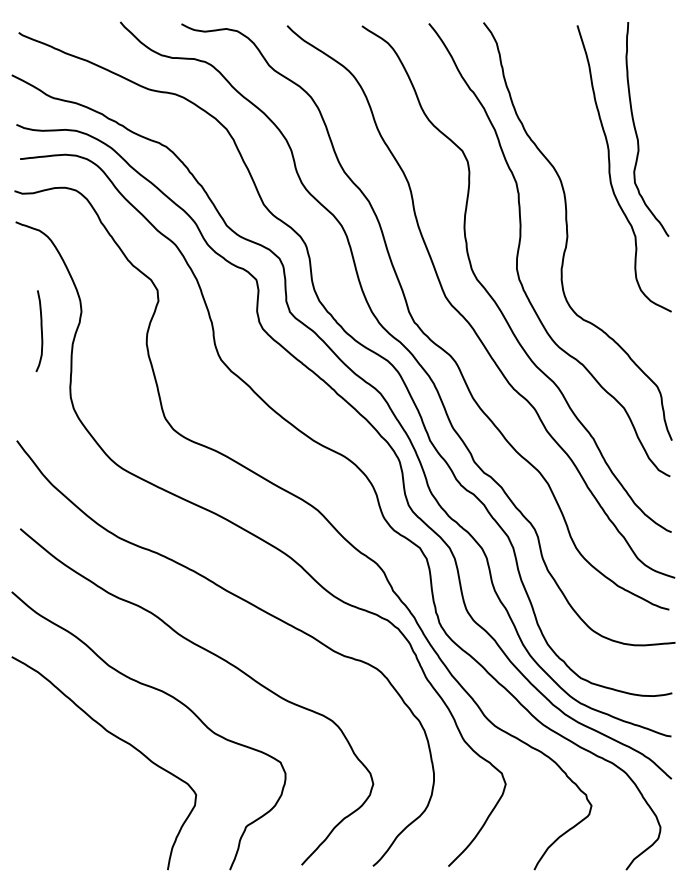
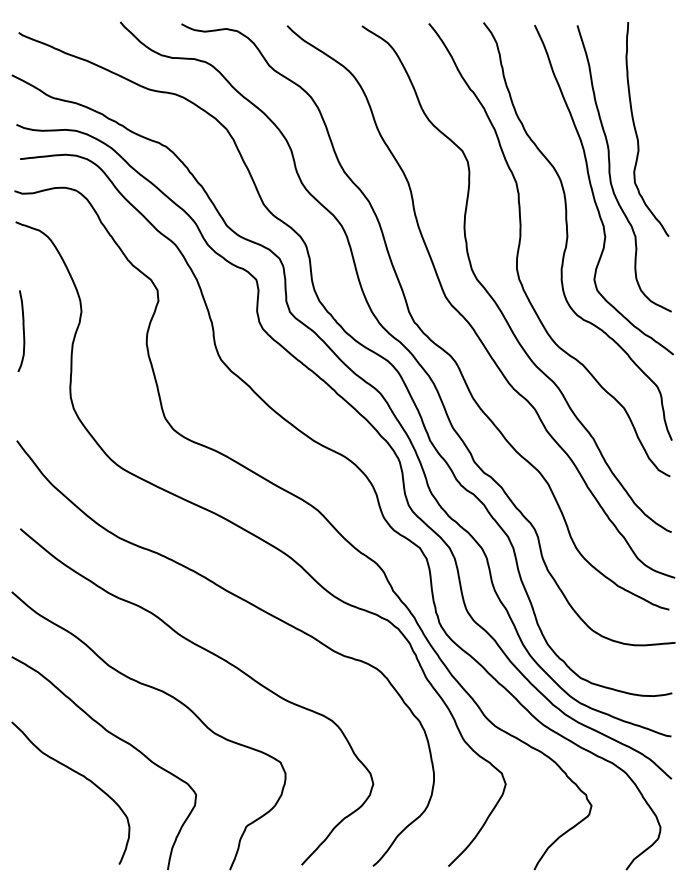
curve: none -> present (593, 190)
curve position: (40, 329) -> (22, 329) (22, 329)
curve: none -> present (81, 776)
